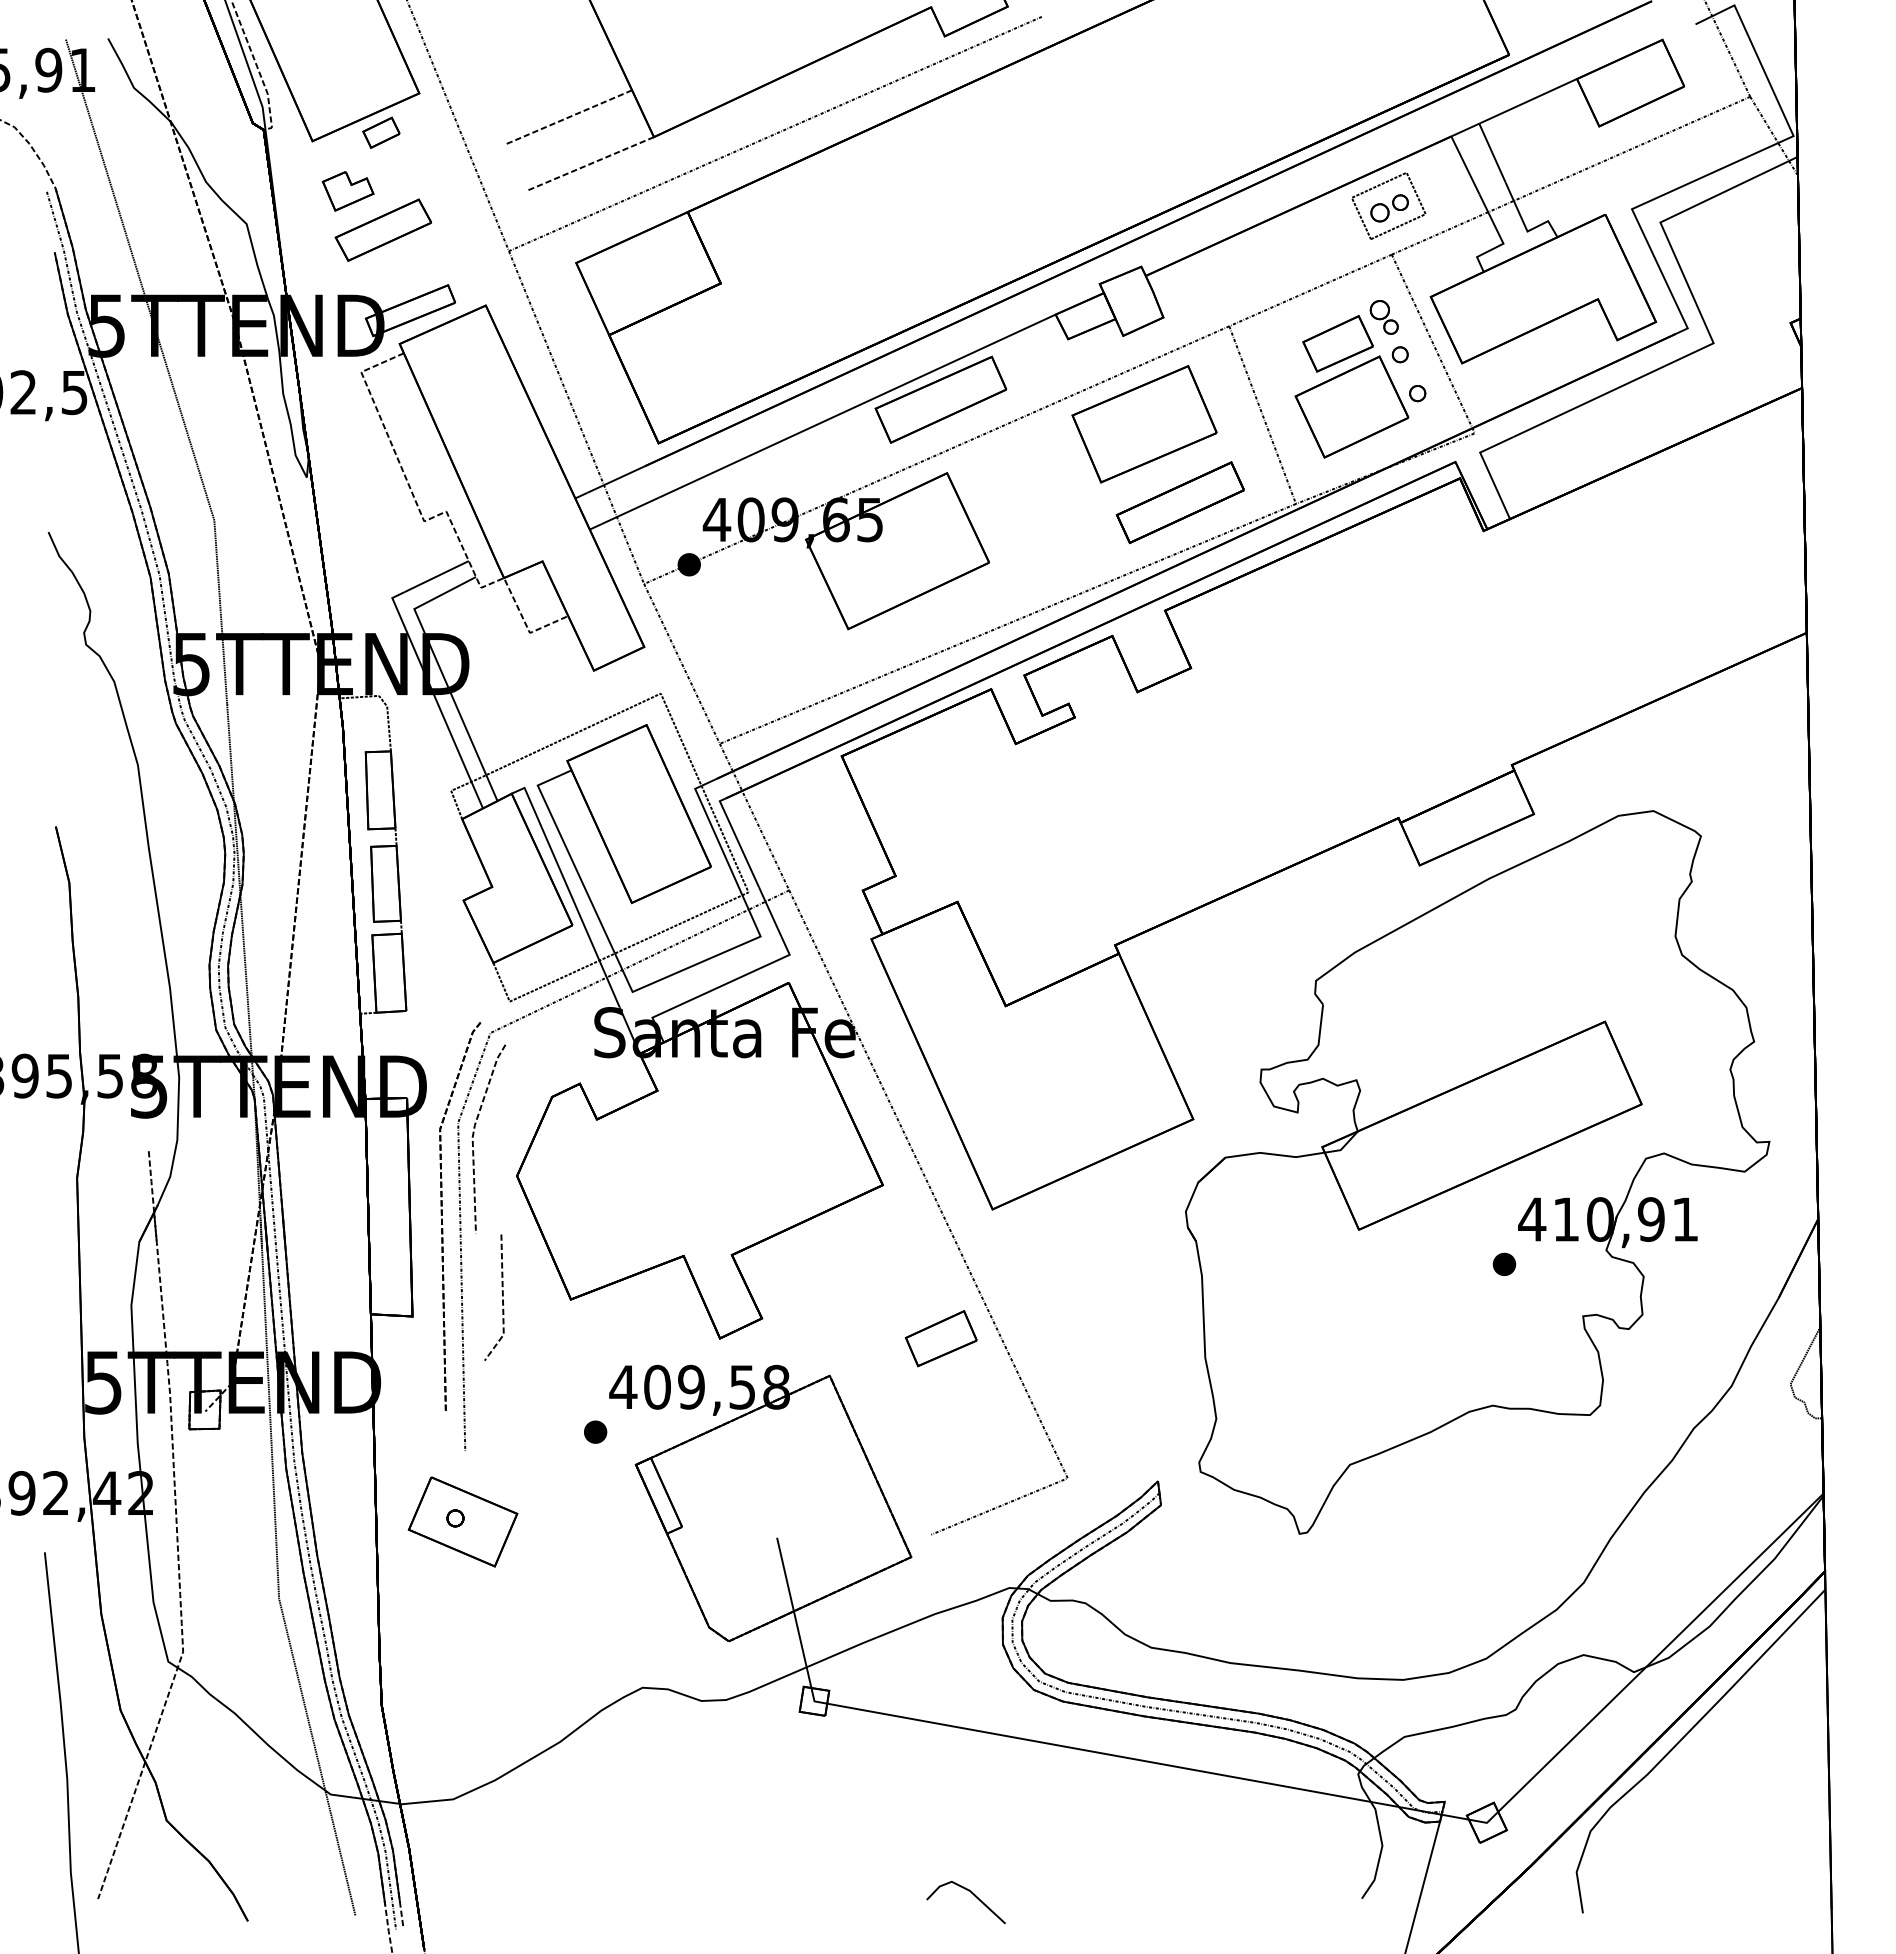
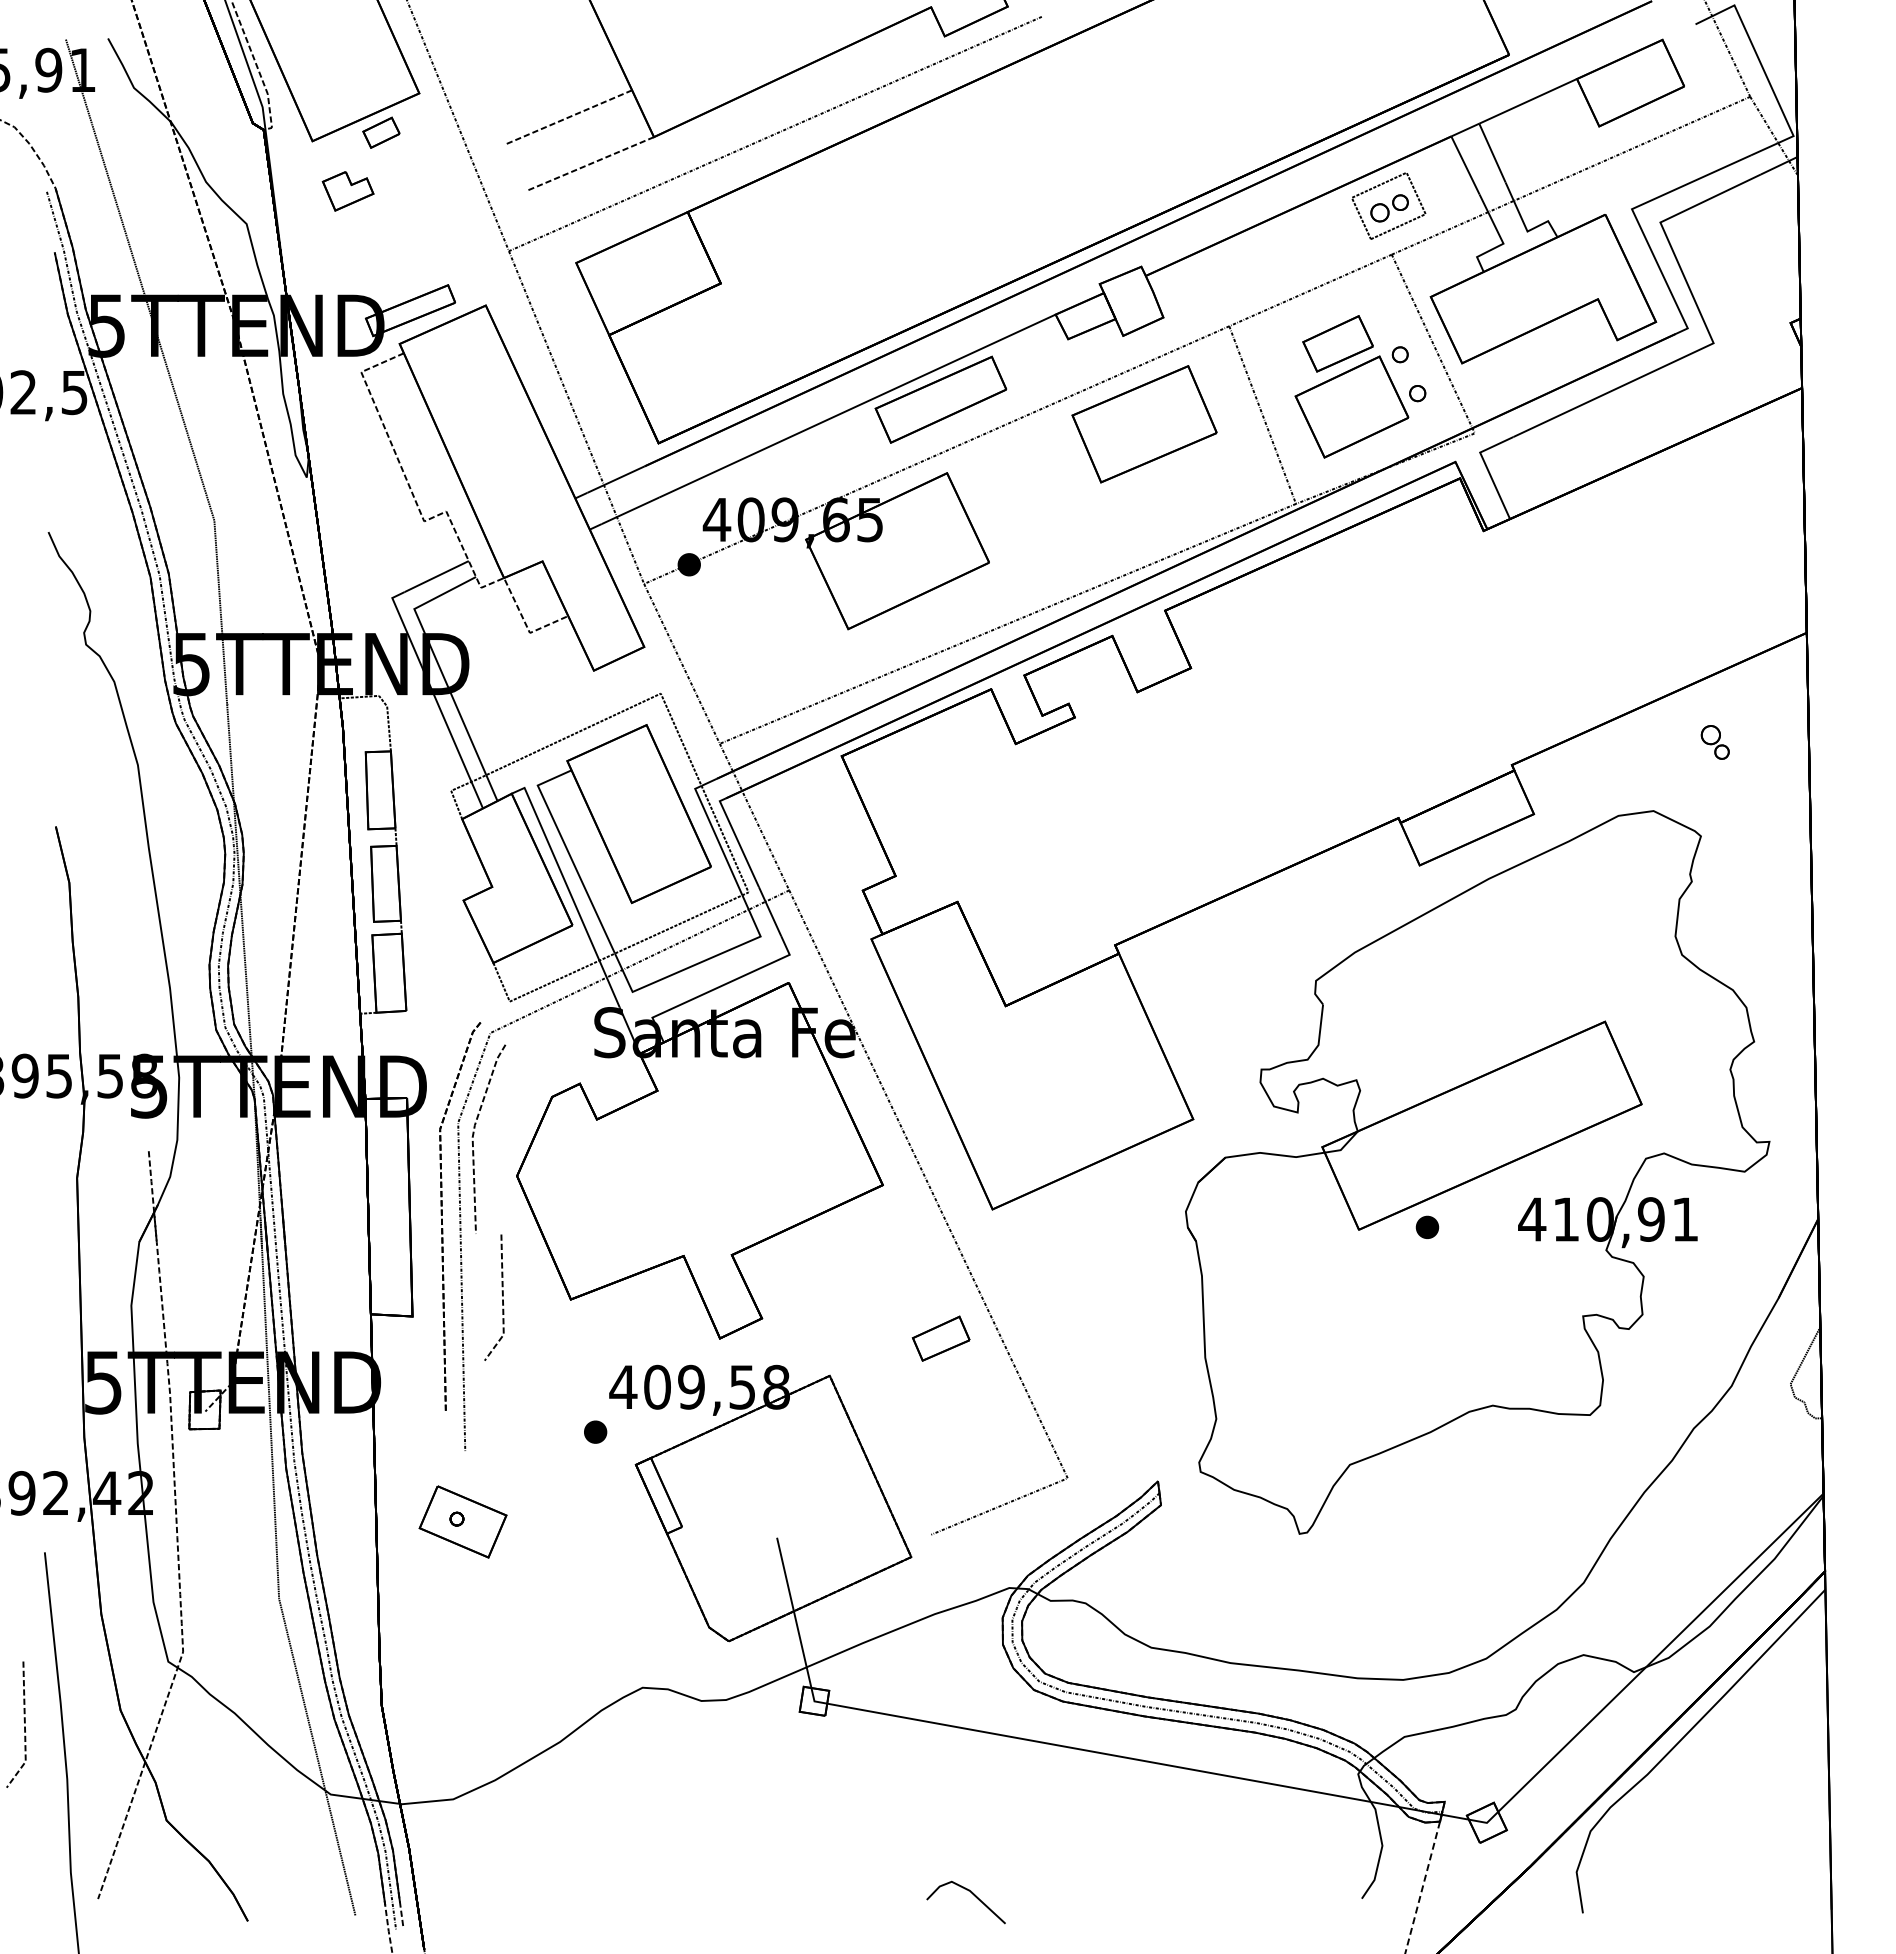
part: present -> none (383, 229)
part position: (1383, 317) -> (1714, 742) (1714, 742)
part: present -> none (1179, 502)
part position: (1504, 1263) -> (1427, 1226) (1427, 1226)
part size: 74x58 px -> 60x47 px (940, 1338)
part size: 112x92 px -> 90x74 px (462, 1521)
line: none -> present (24, 1723)
line: solid -> dashed (1422, 1888)
